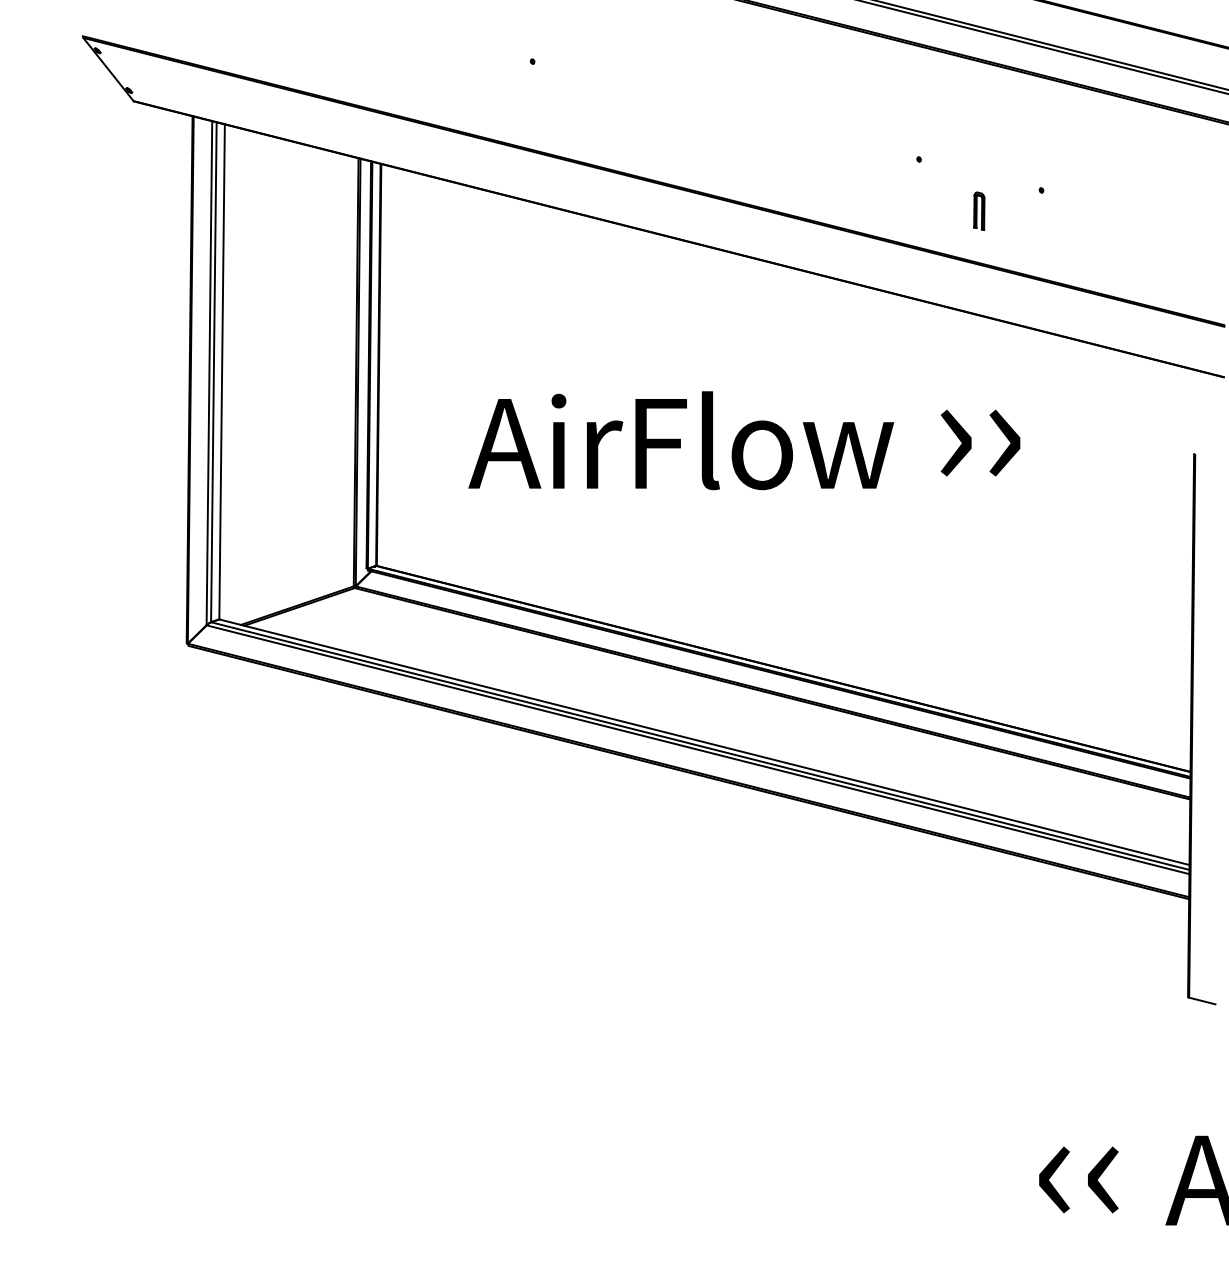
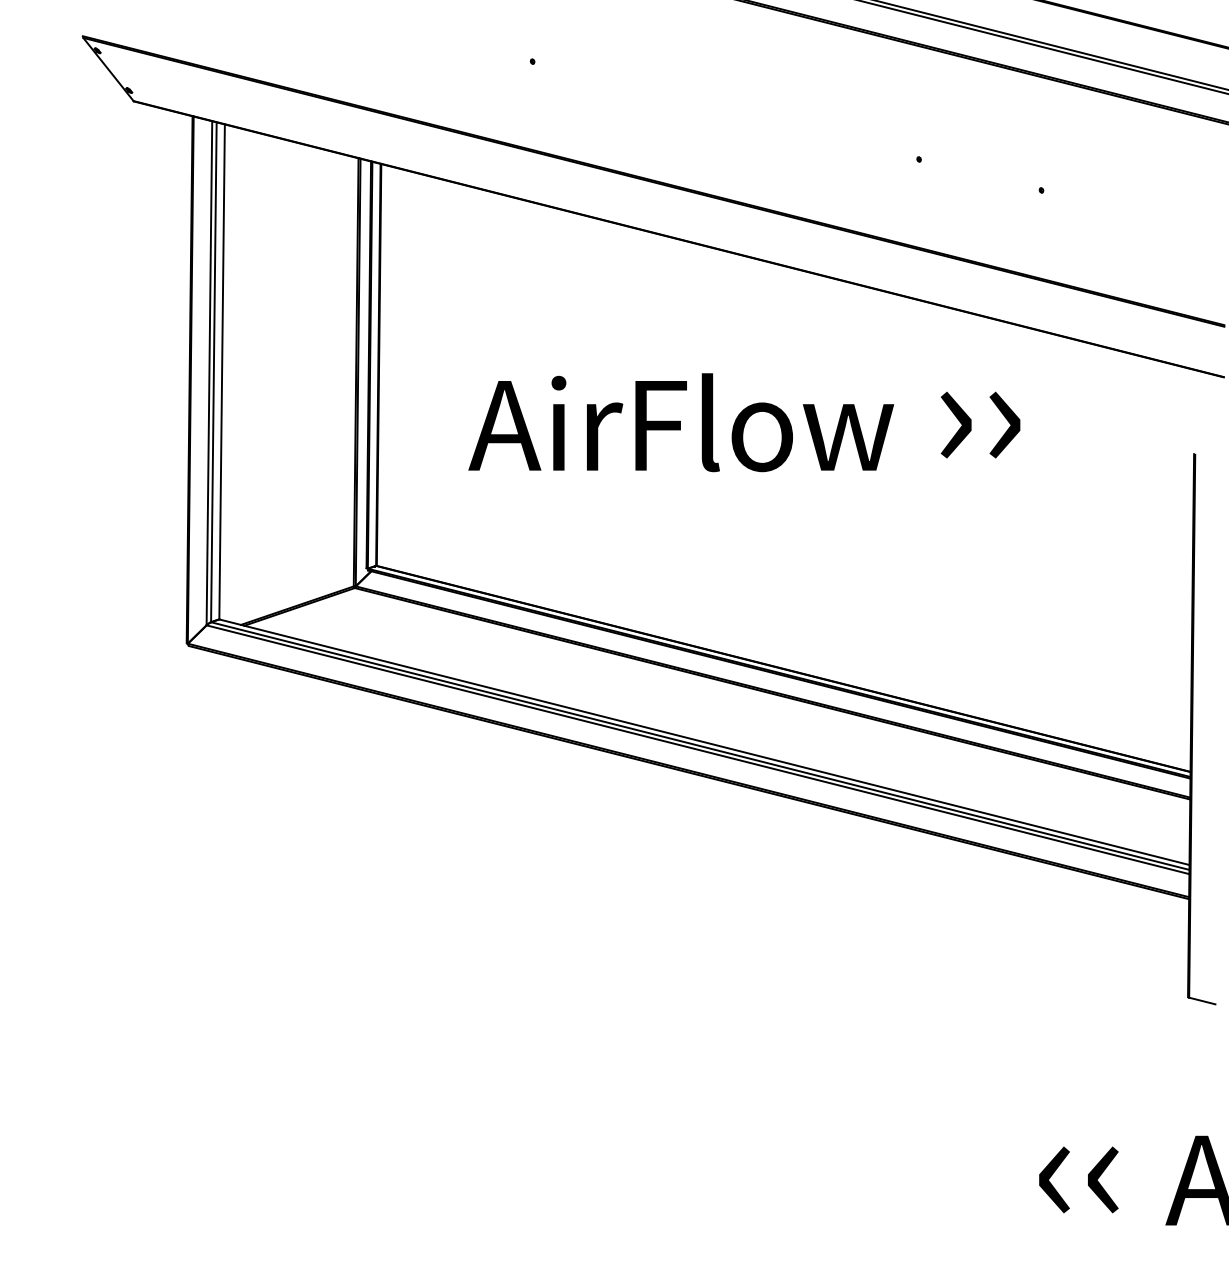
part: present -> none (979, 210)
text position: (744, 440) -> (744, 422) (744, 422)
